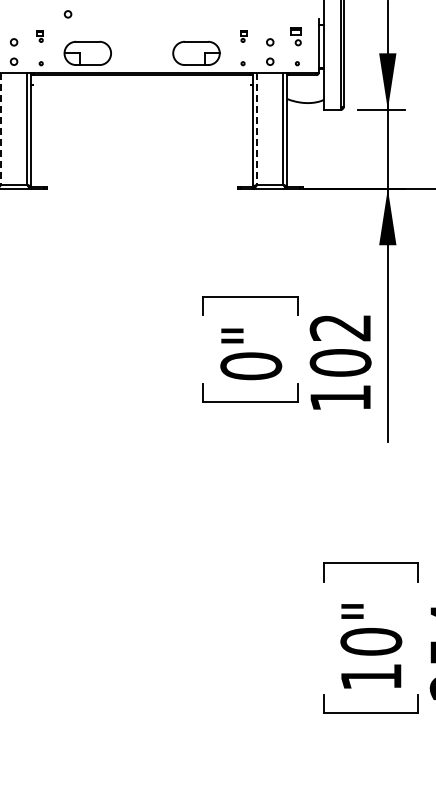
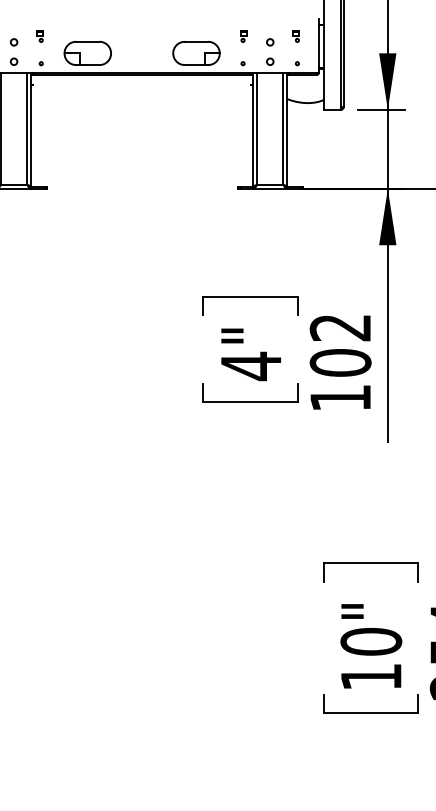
circle: present -> none (67, 14)
part size: 12x20 px -> 8x13 px (295, 36)
line: dashed -> solid (0, 129)
line: dashed -> solid (257, 129)
text: 0" -> 4" (251, 366)
